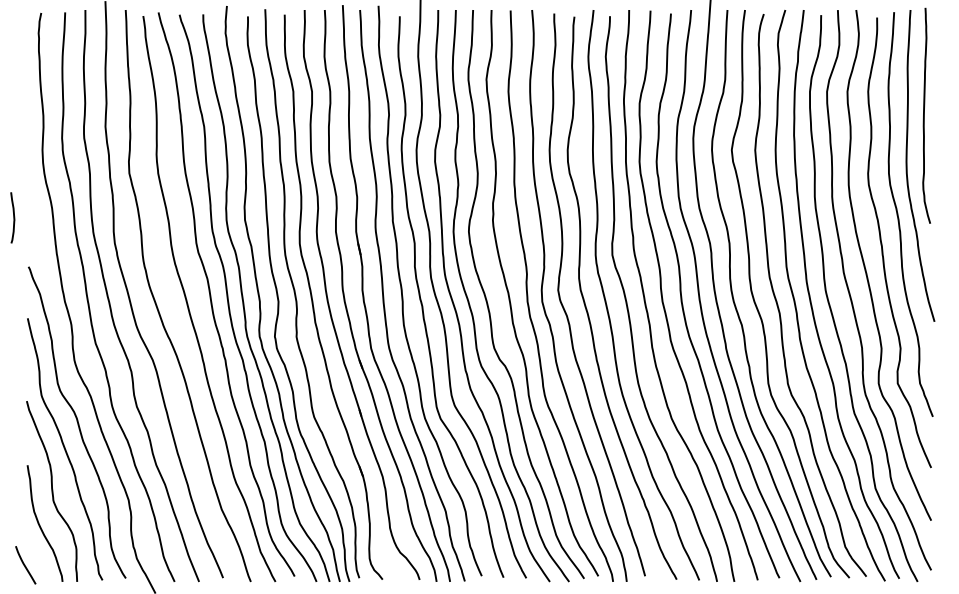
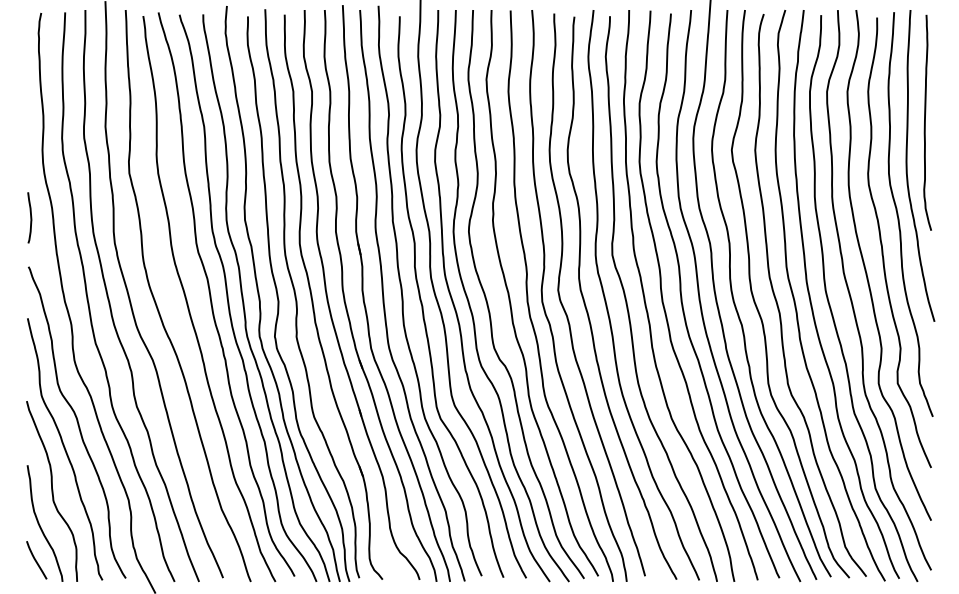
curve position: (924, 115) -> (925, 122) (925, 122)
curve position: (13, 217) -> (30, 217) (30, 217)
curve position: (25, 565) -> (36, 560) (36, 560)
